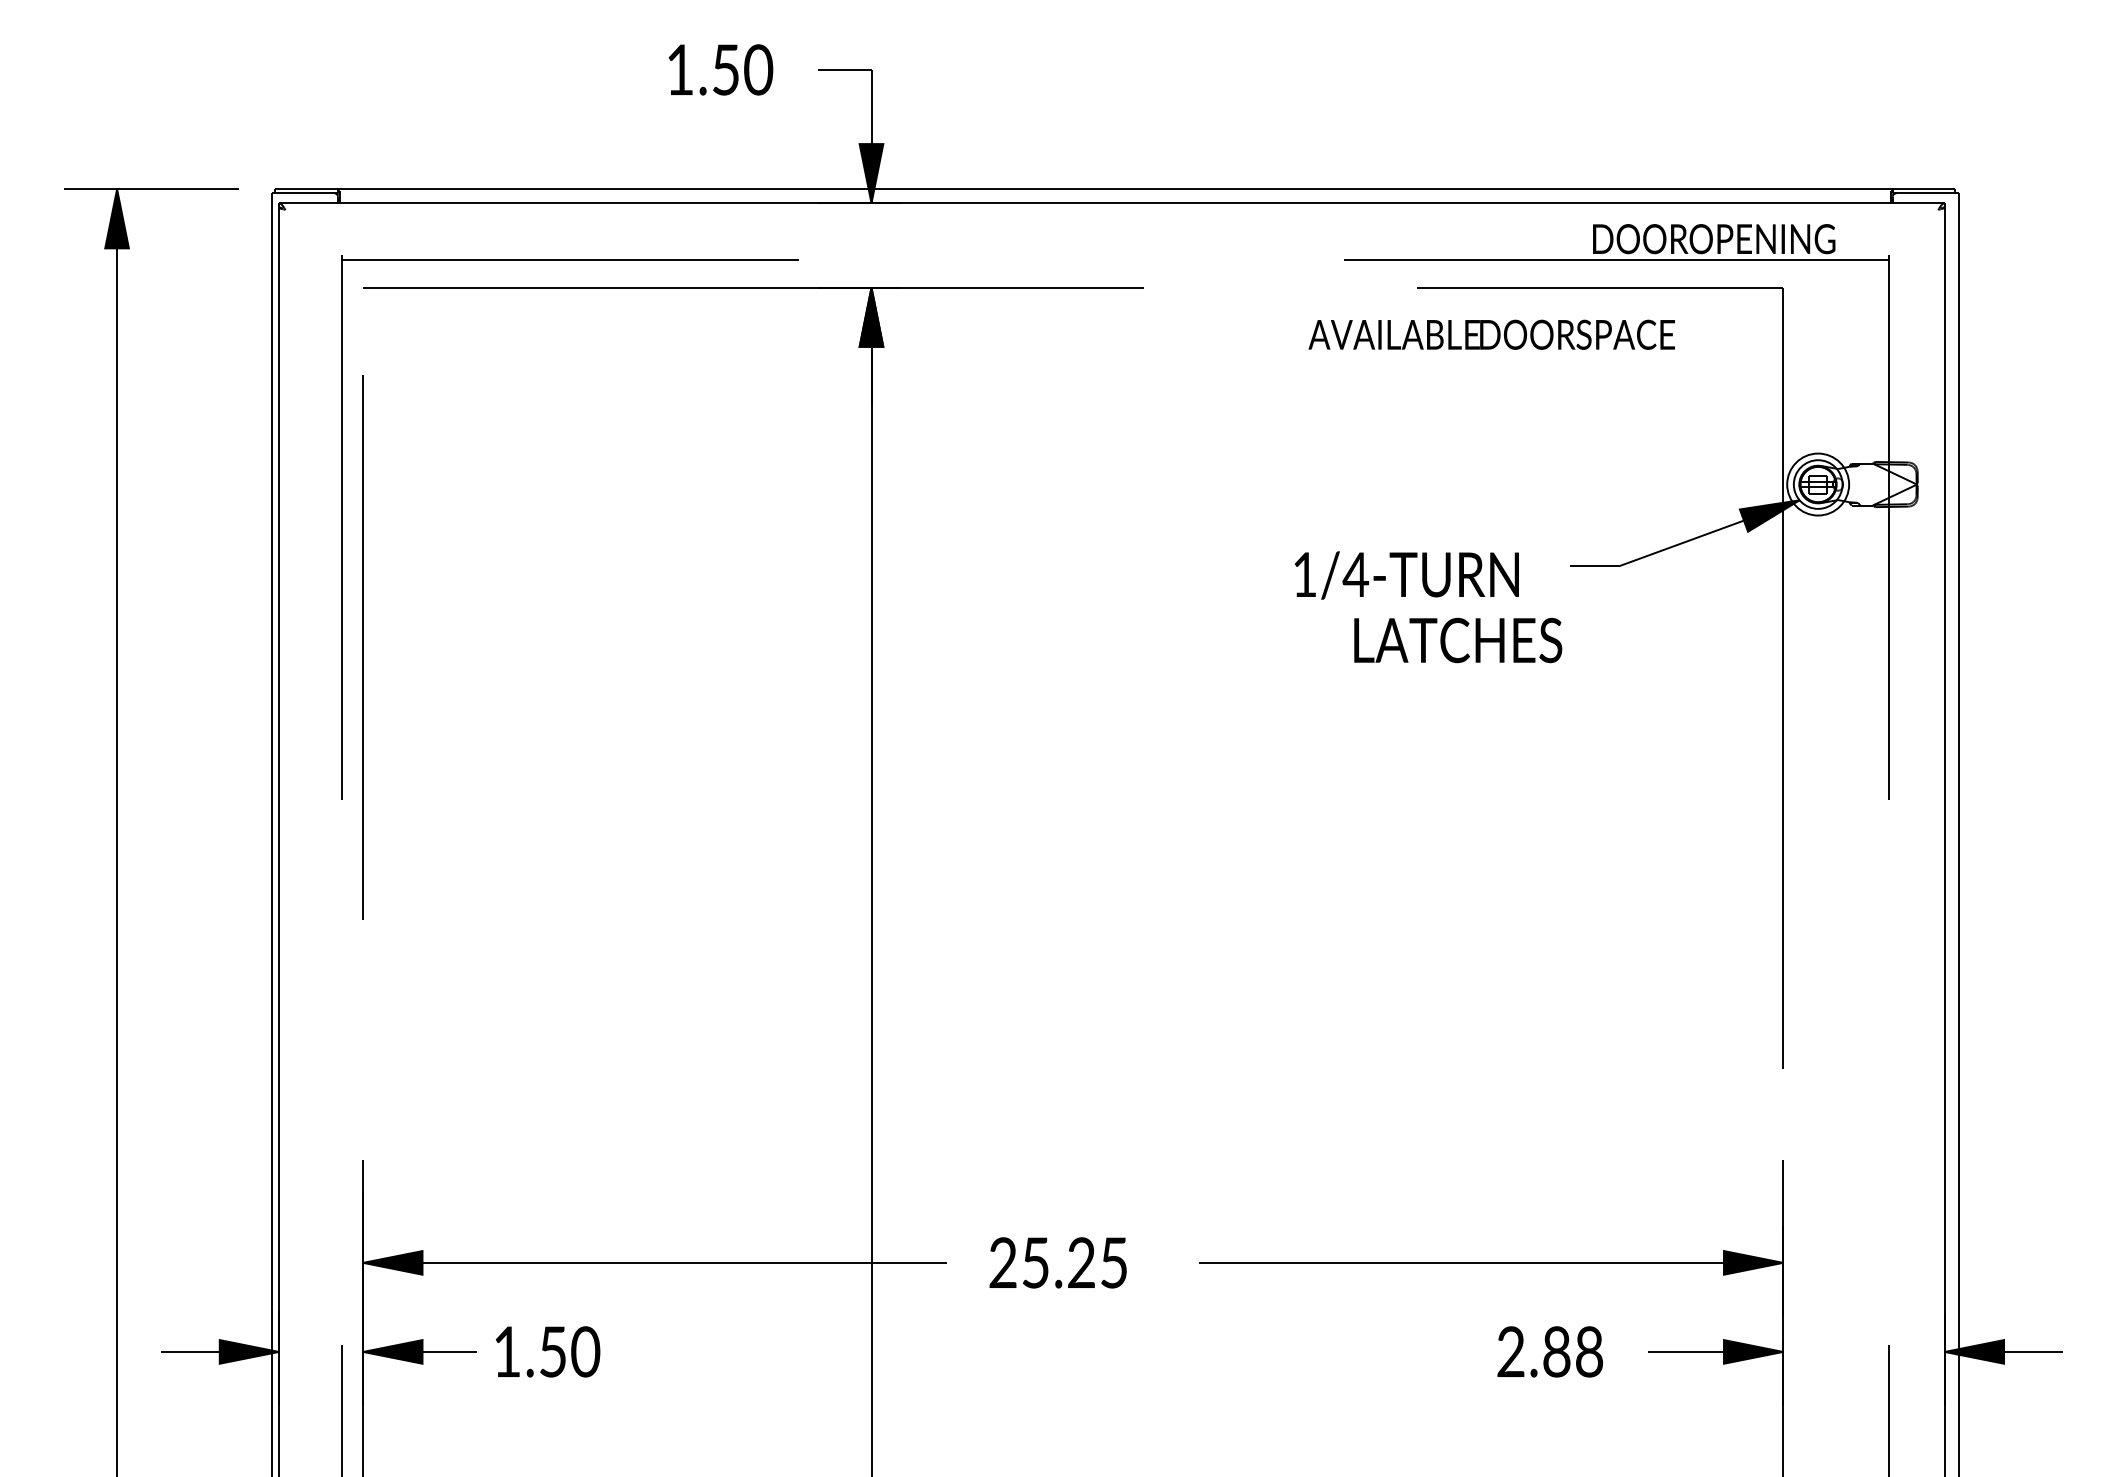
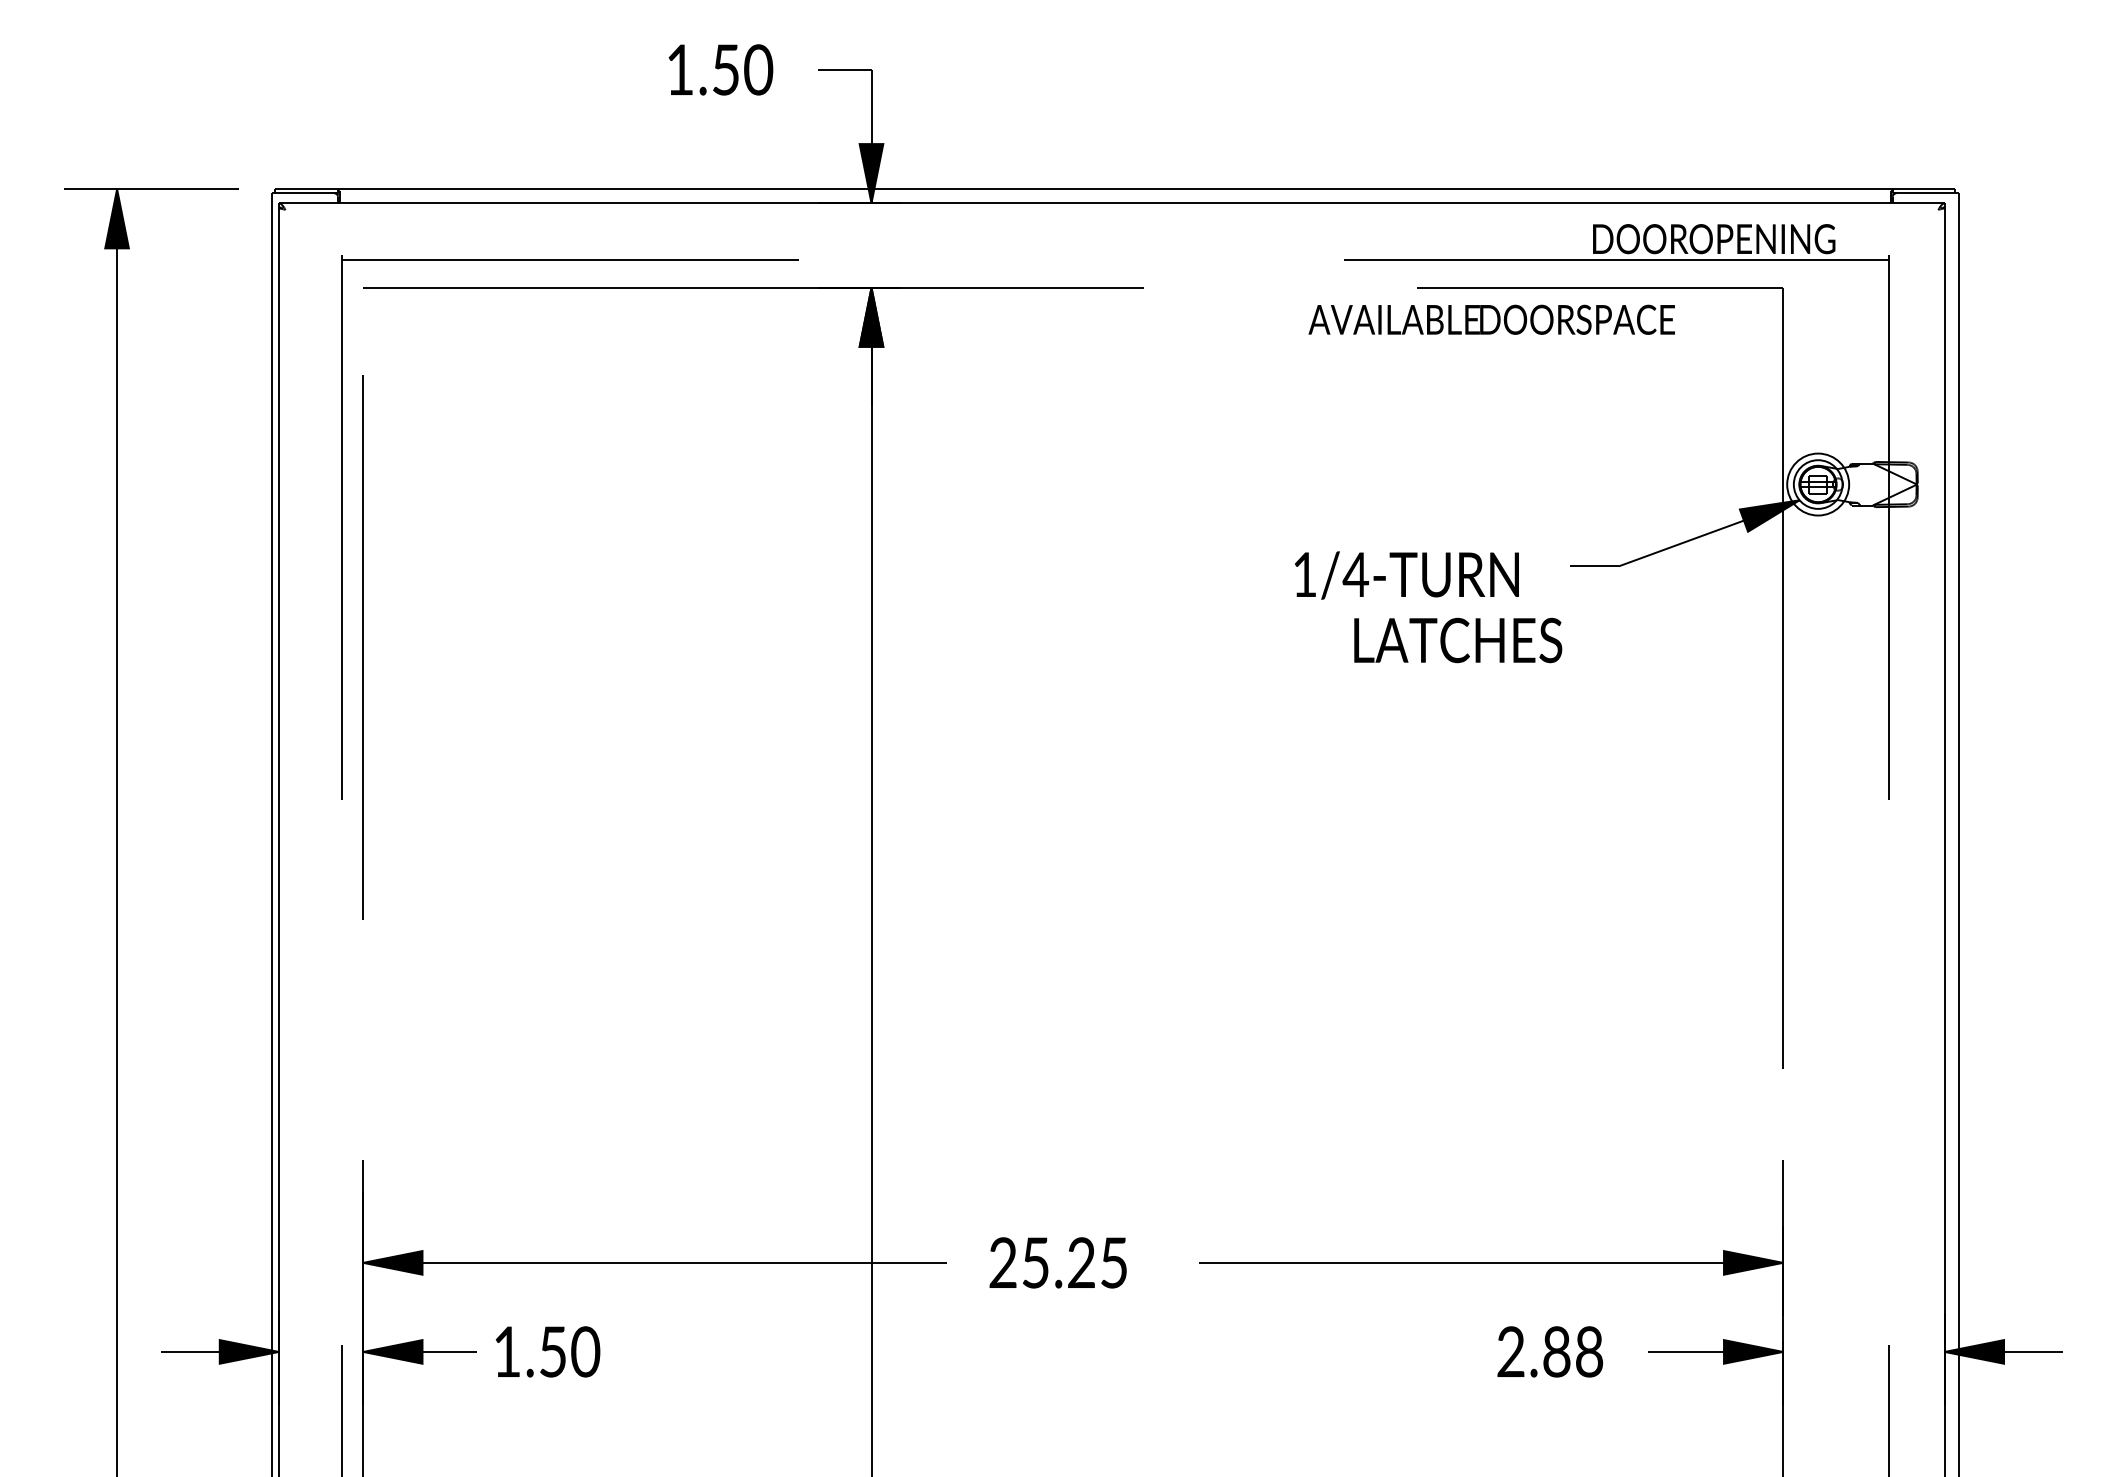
text position: (1491, 334) -> (1491, 319) (1491, 319)
